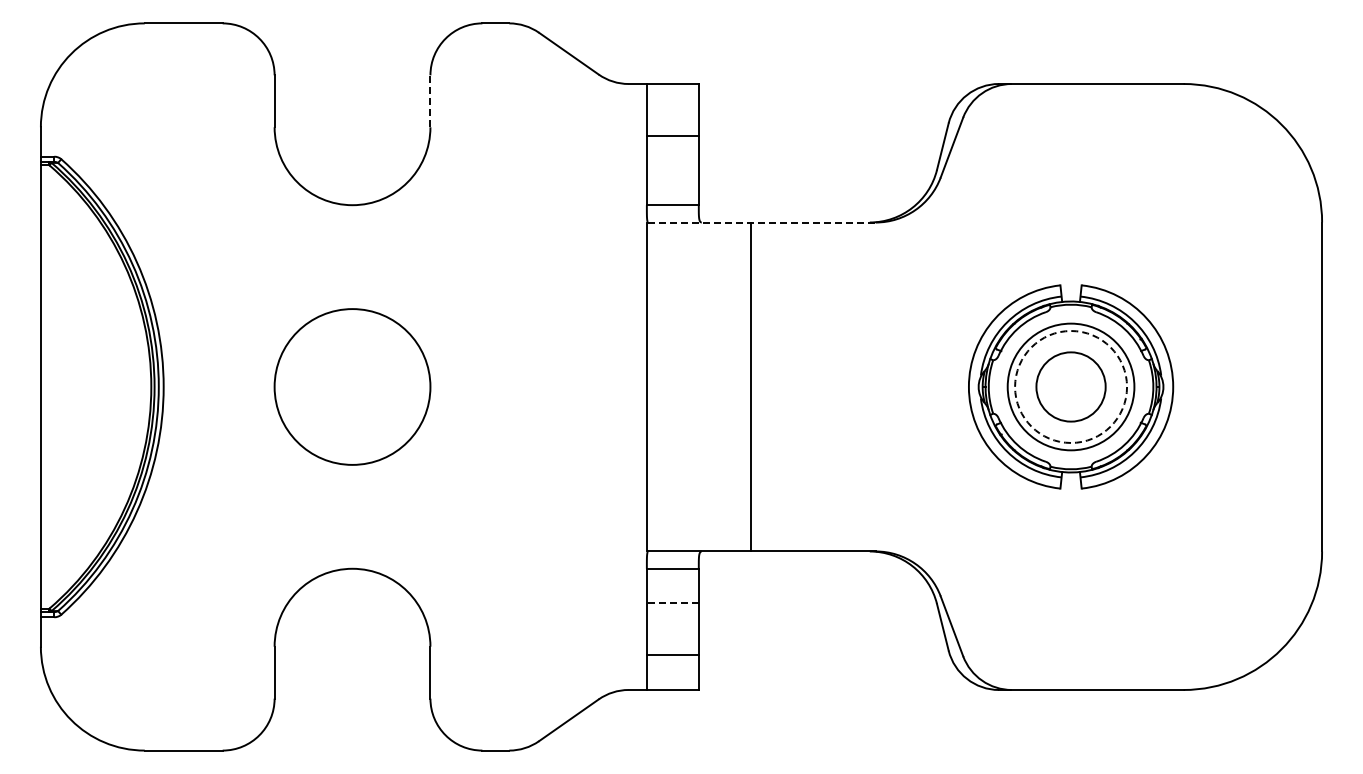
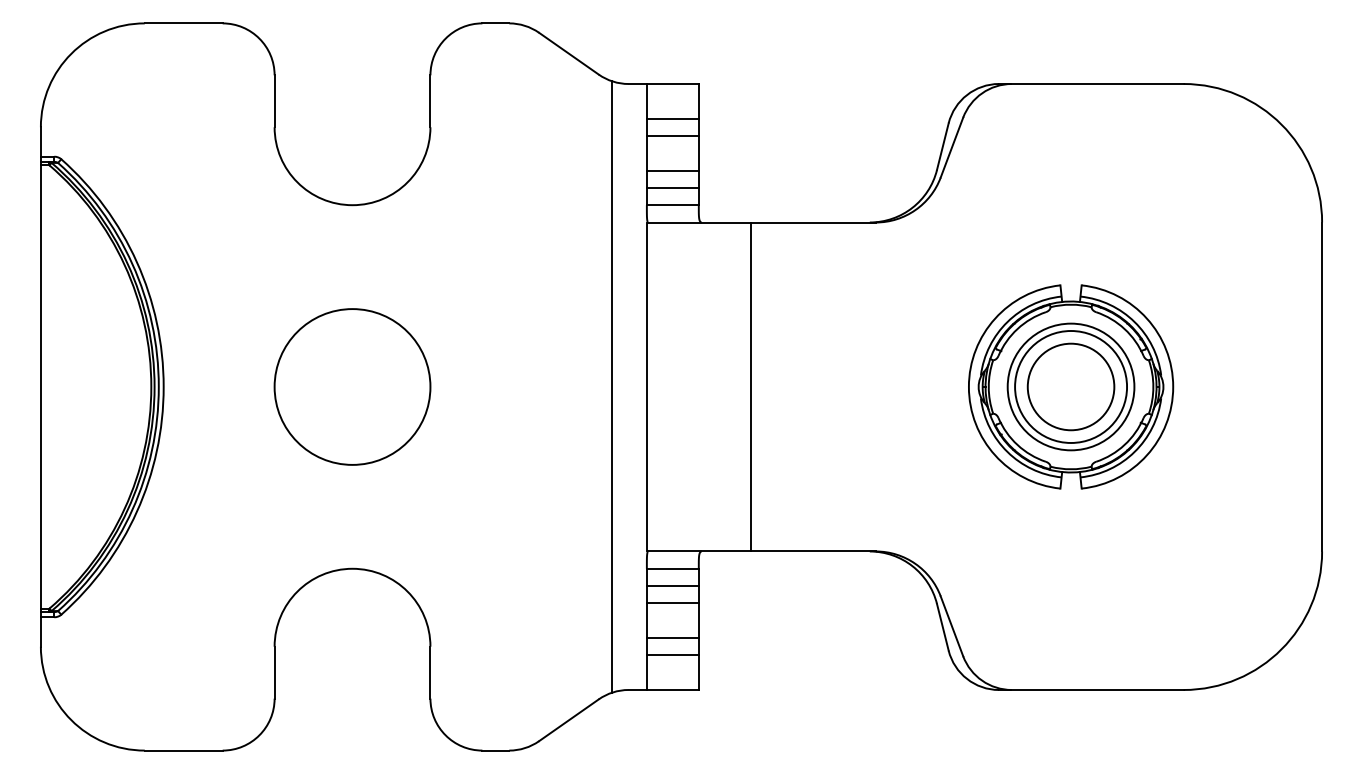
line: dashed -> solid (430, 101)
line: none -> present (672, 118)
line: none -> present (672, 170)
line: none -> present (672, 187)
line: dashed -> solid (762, 222)
line: none -> present (612, 386)
circle diameter: 69 px -> 87 px (1070, 386)
circle: dashed -> solid (1071, 386)
line: none -> present (672, 586)
line: dashed -> solid (672, 603)
line: none -> present (672, 638)
